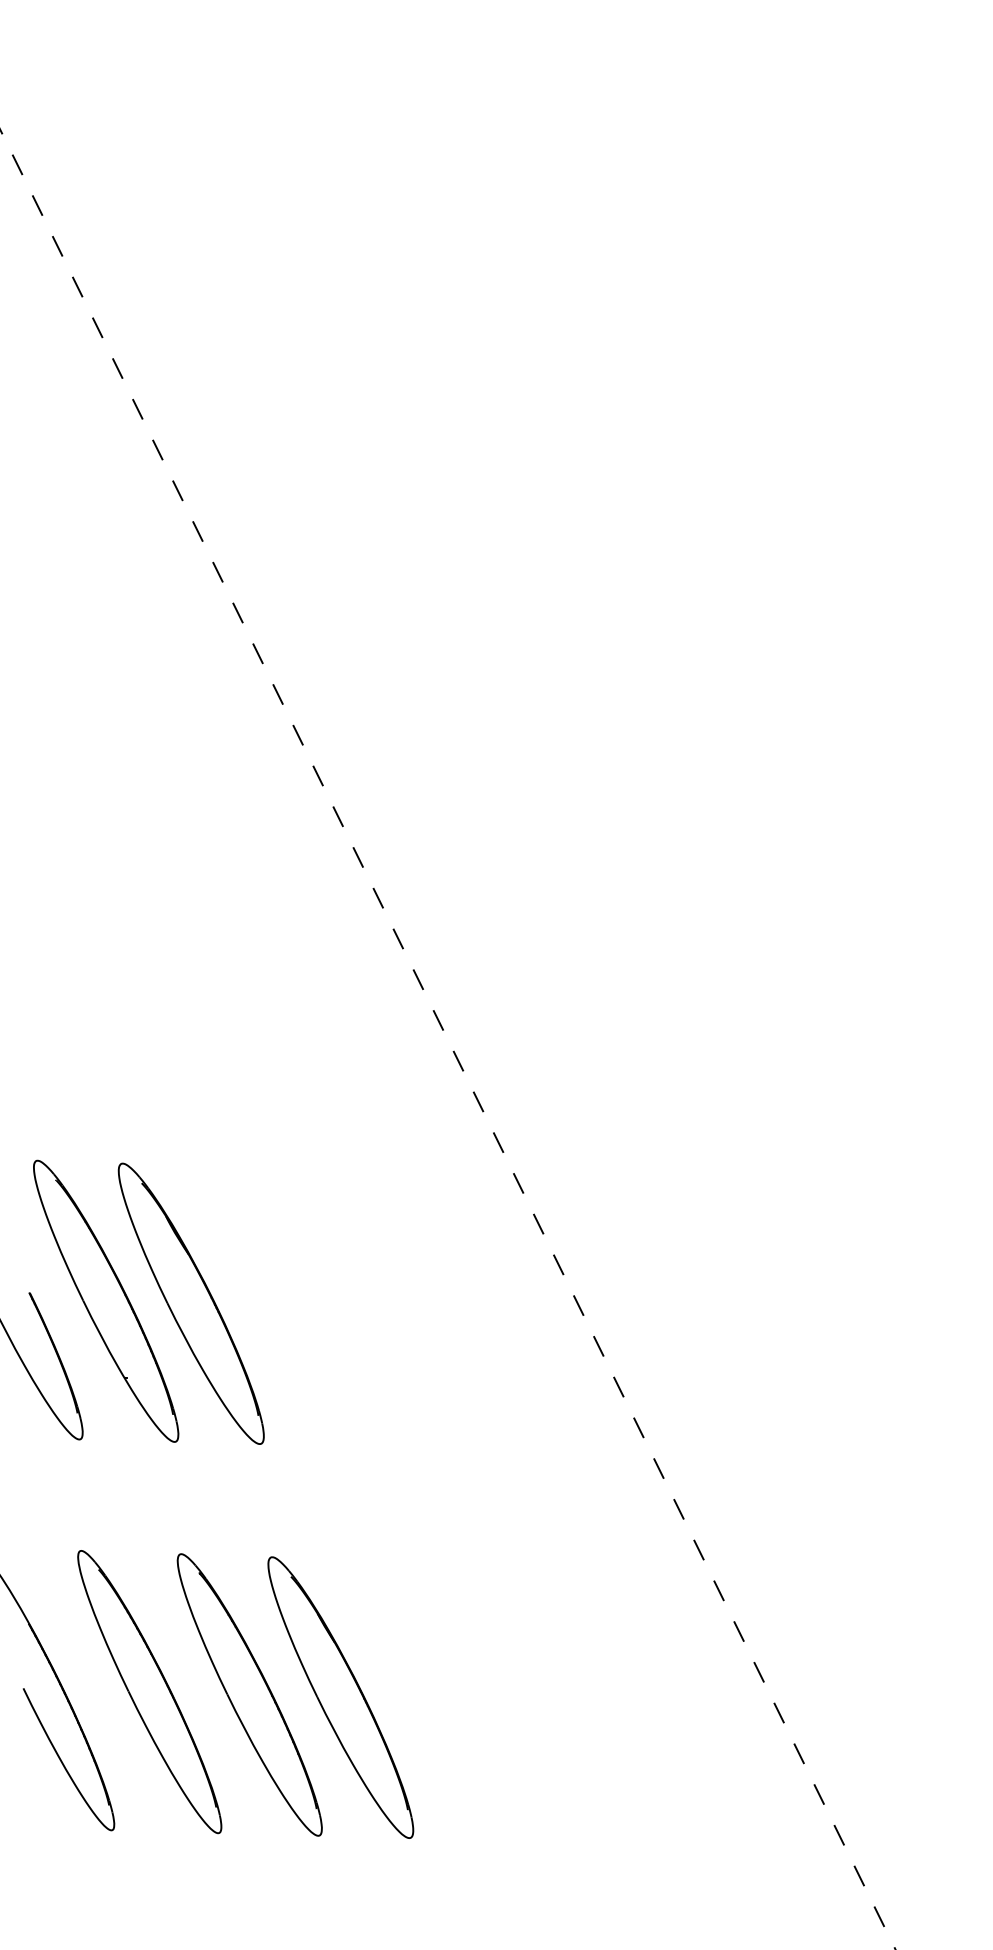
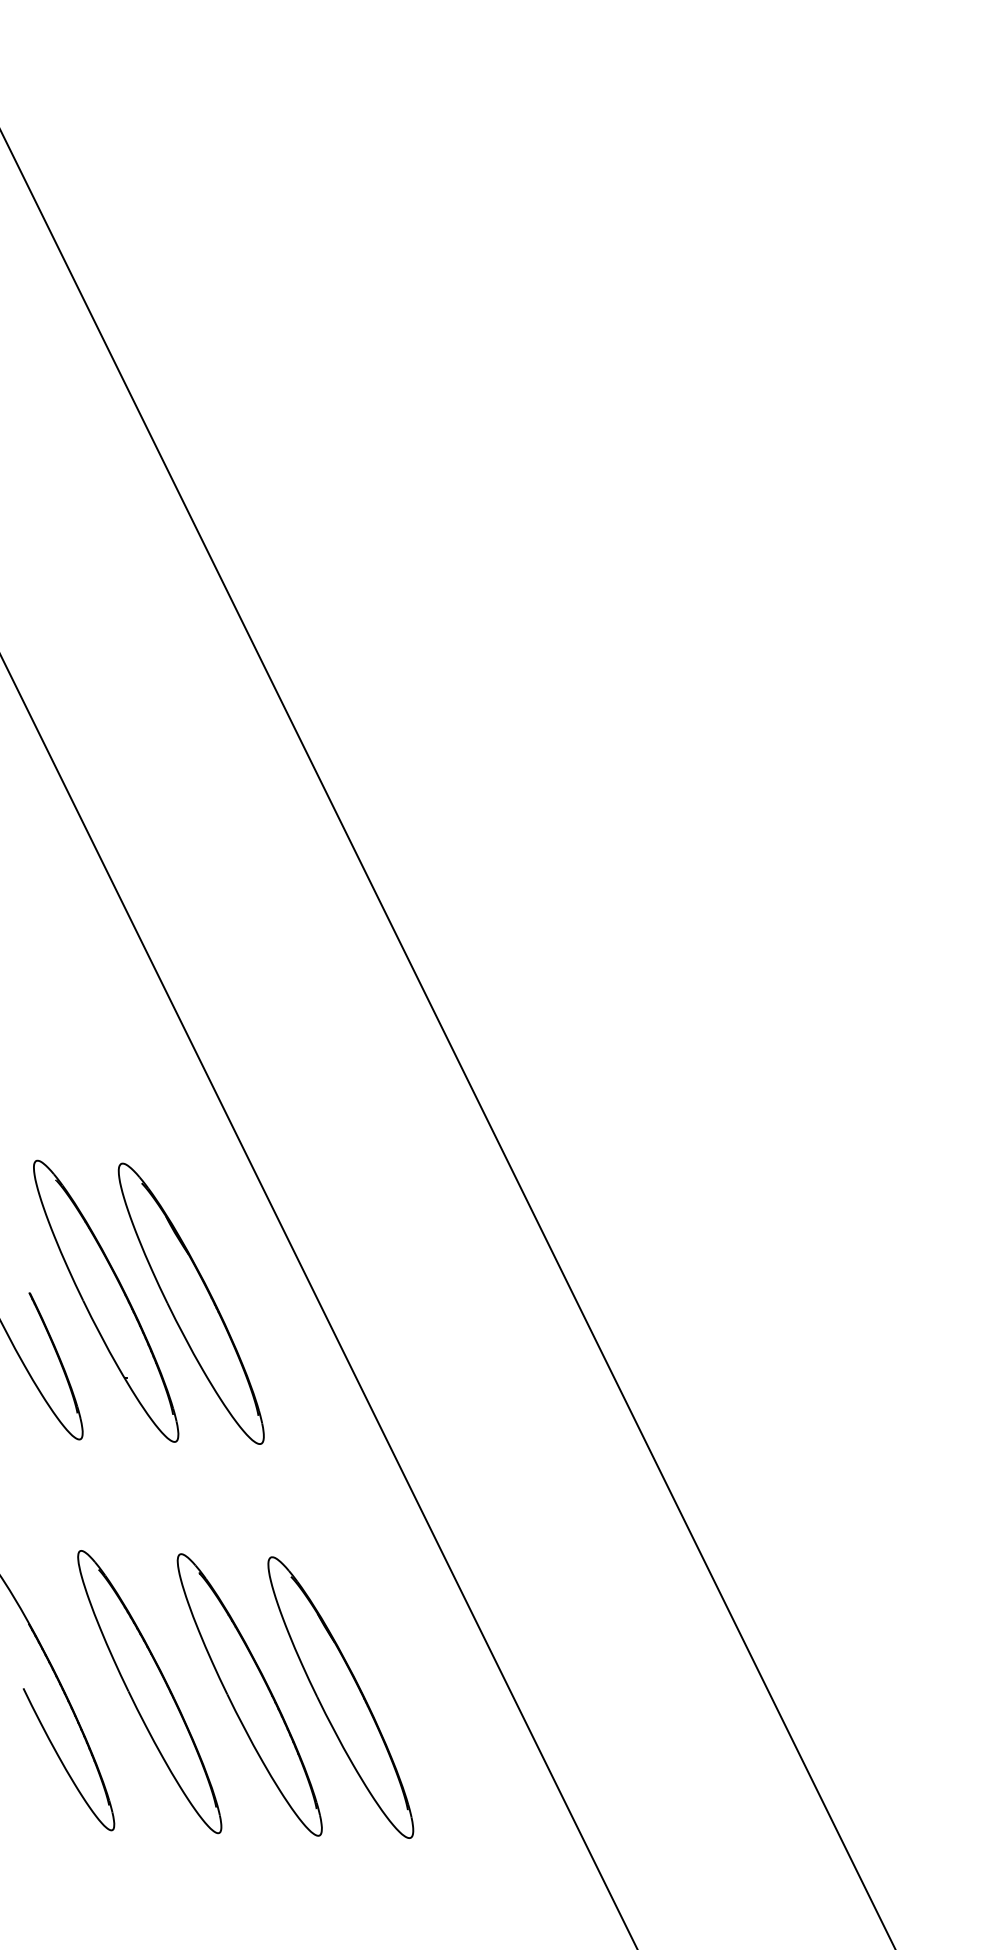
line: dashed -> solid (447, 1039)
line: none -> present (319, 1302)
